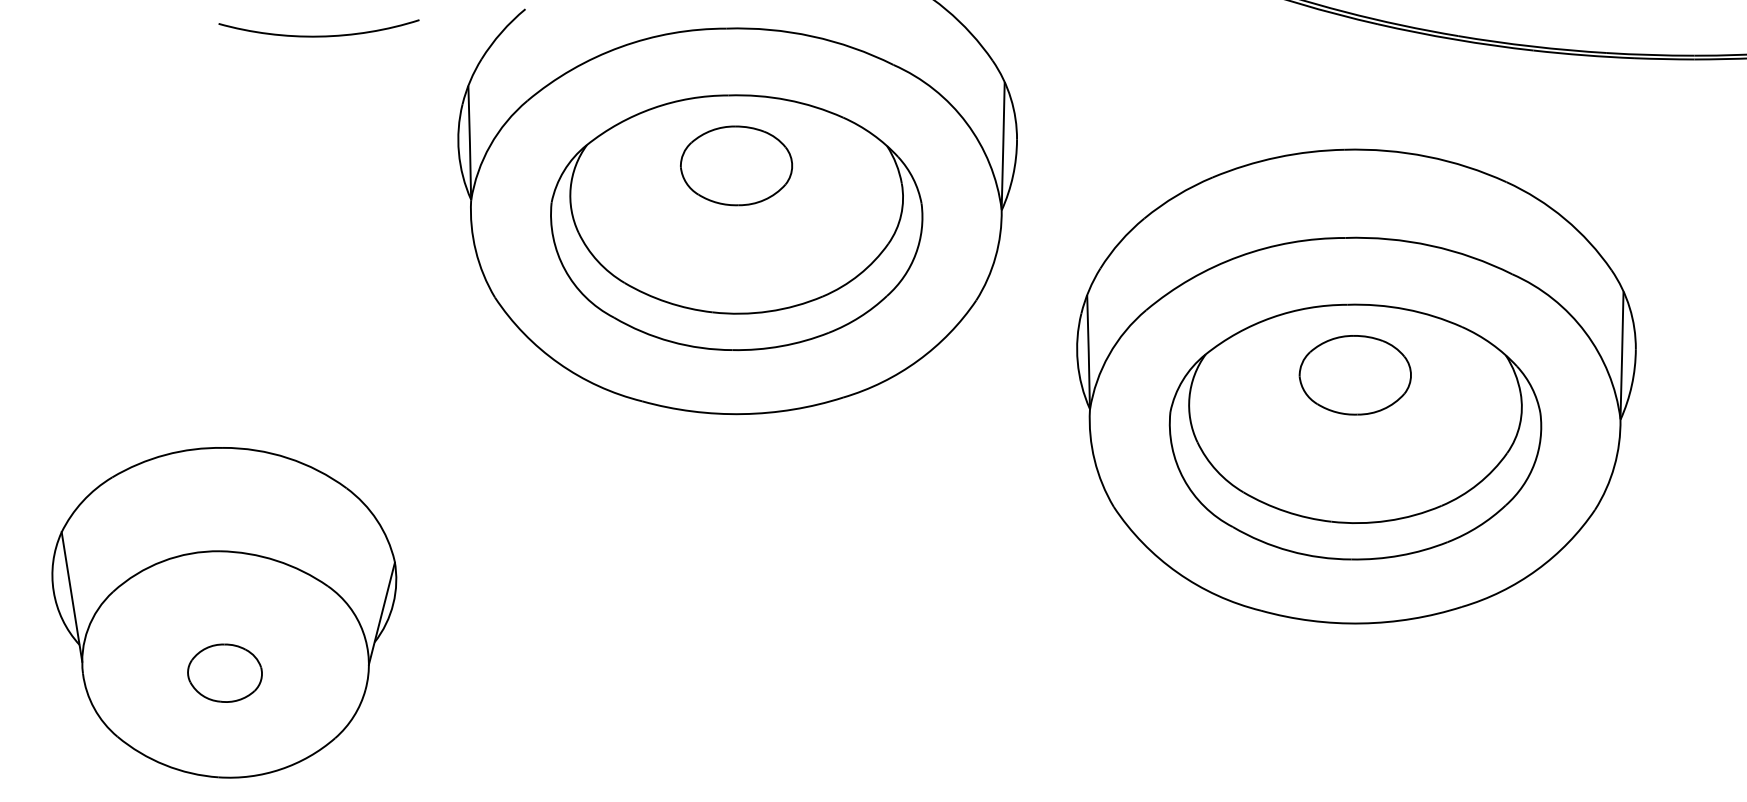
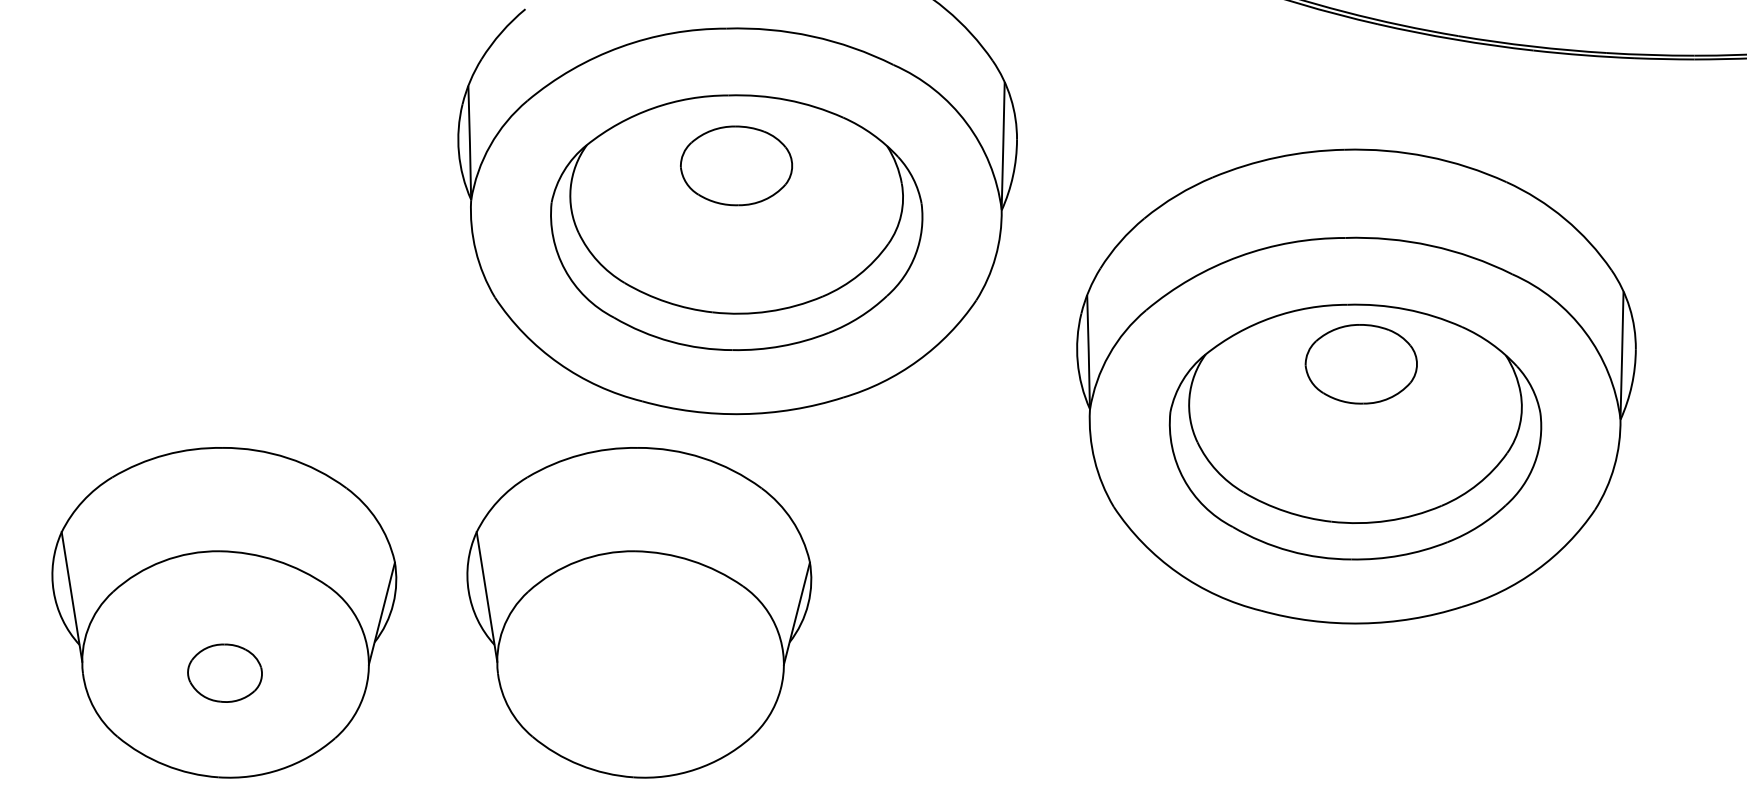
arc: present -> none (318, 35)
part position: (1354, 375) -> (1360, 364) (1360, 364)
part: none -> present (639, 612)
